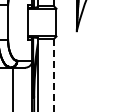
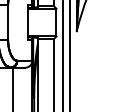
line: none -> present (63, 55)
line: none -> present (70, 55)
line: dashed -> solid (53, 75)
